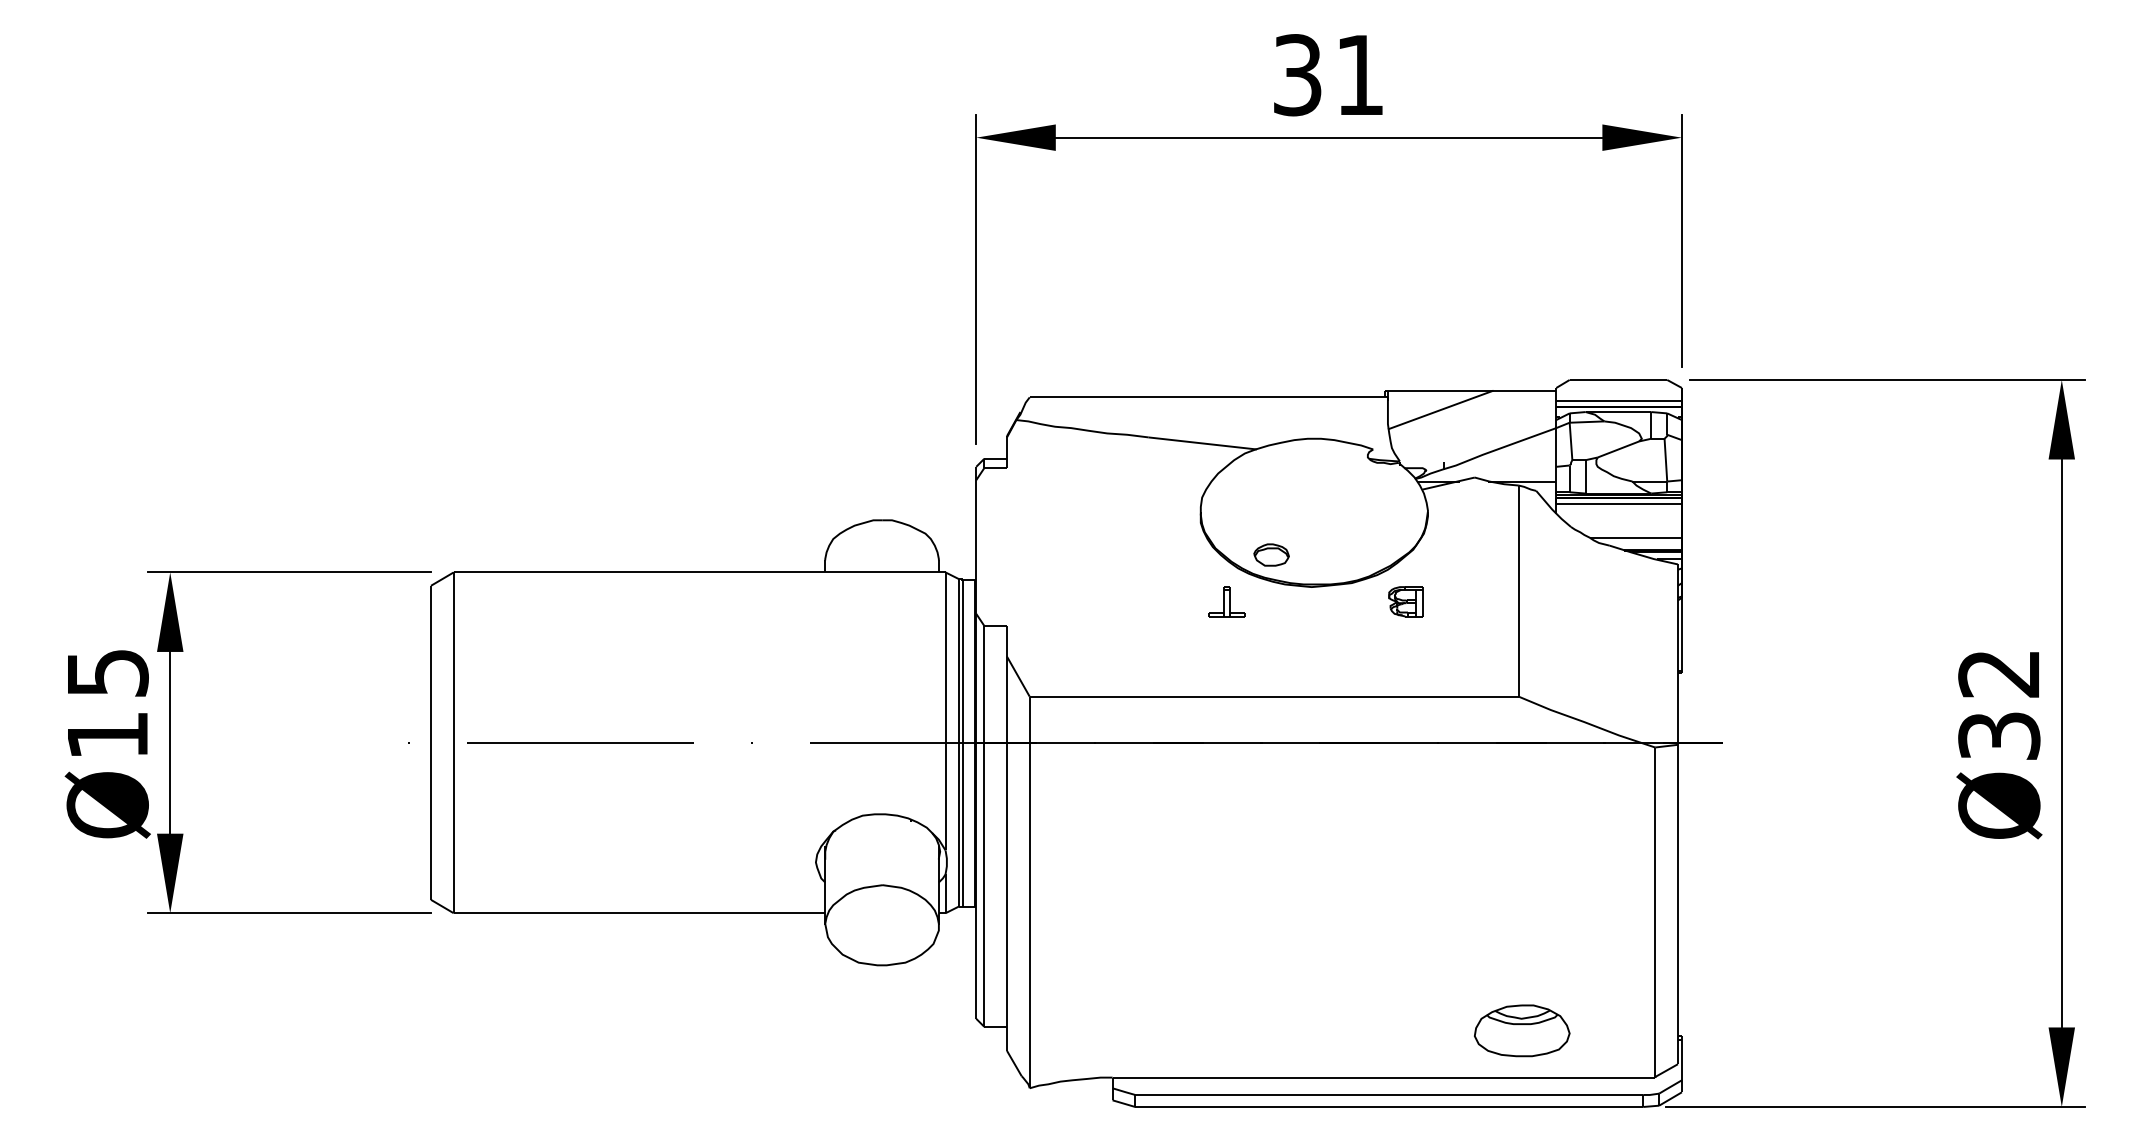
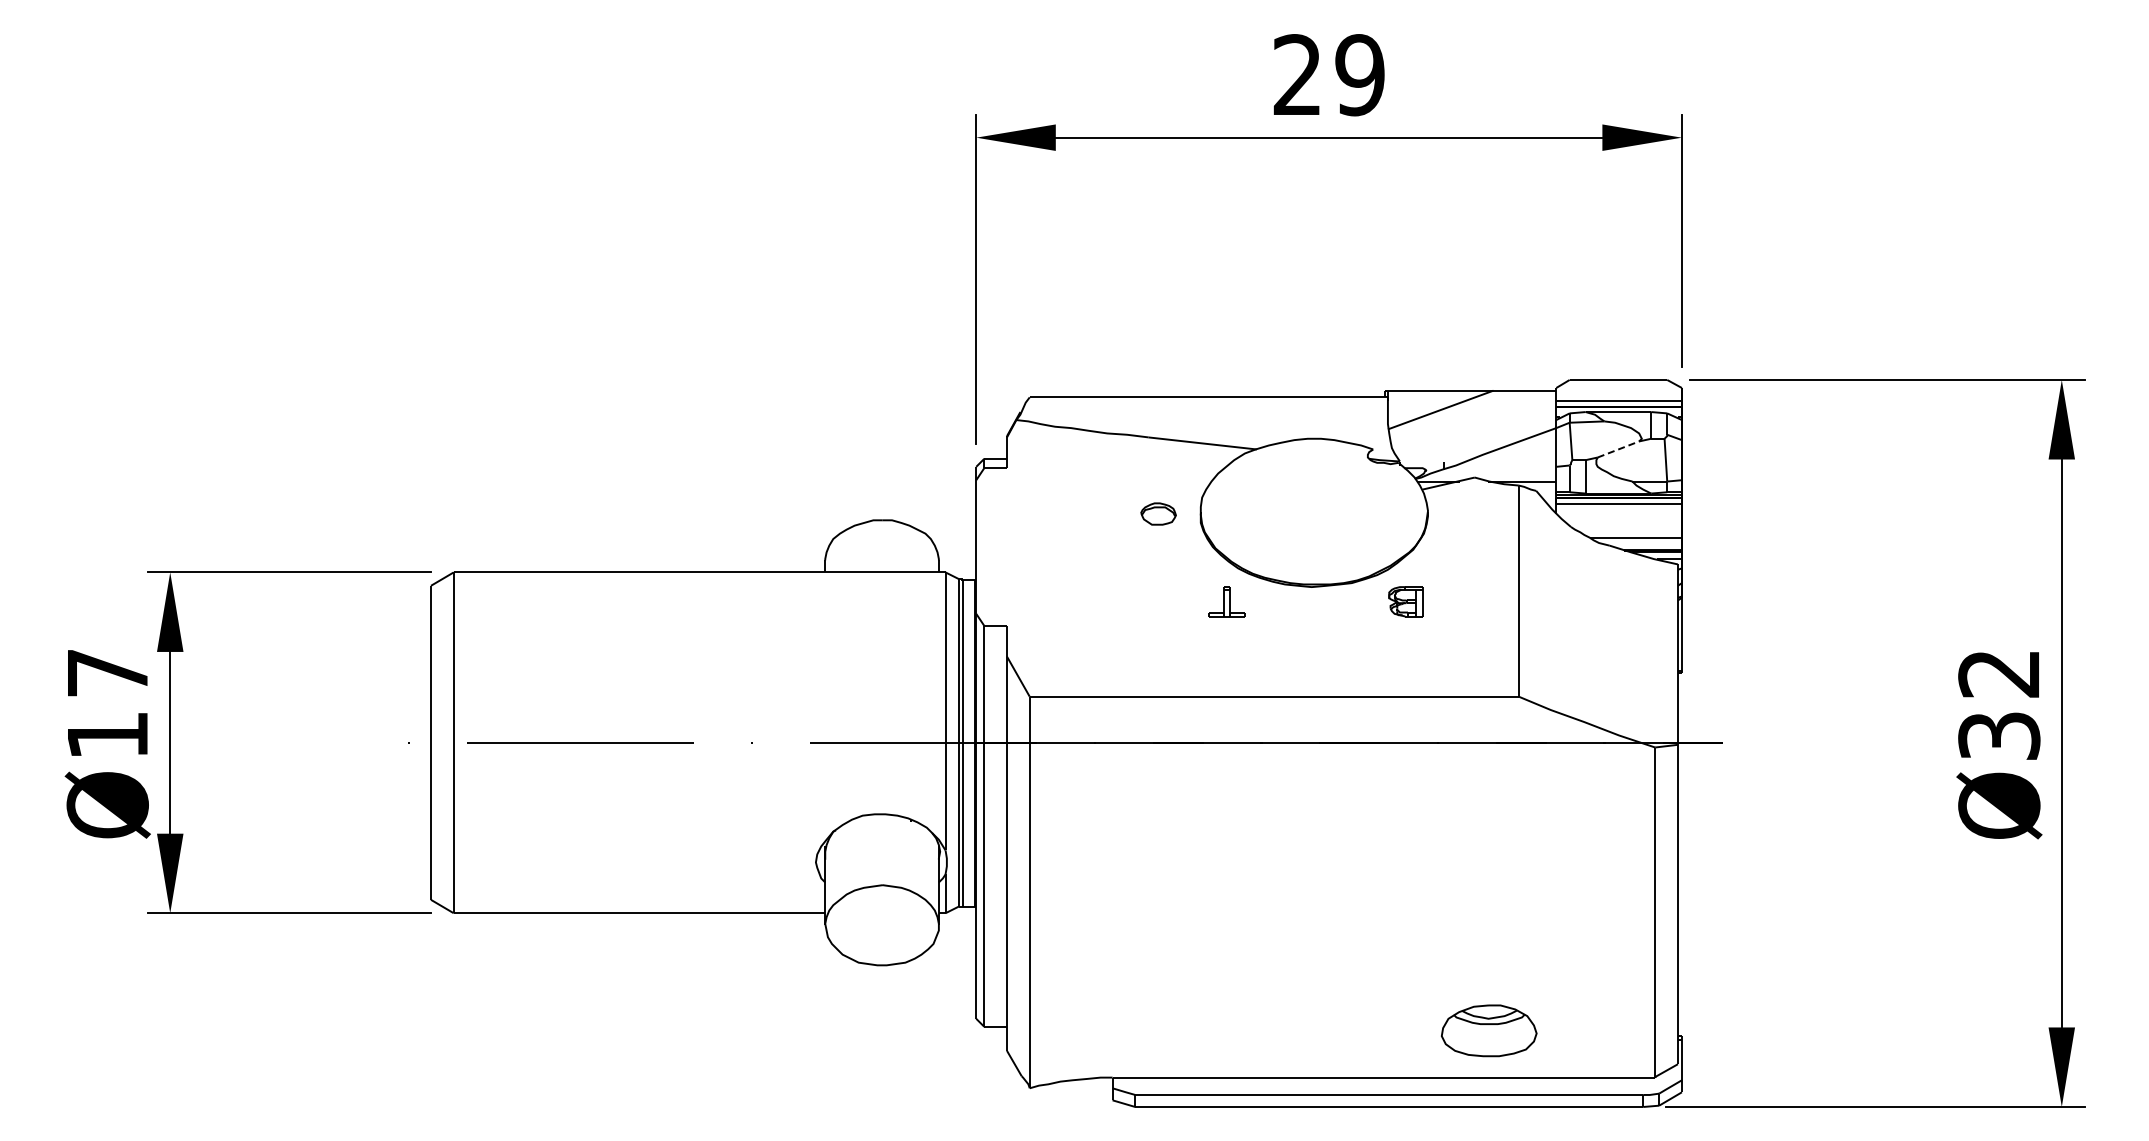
text: 31 -> 29 (1328, 75)
line: solid -> dashed (1618, 449)
part position: (1271, 554) -> (1158, 513) (1158, 513)
text: Ø15 -> Ø17 (108, 673)
part position: (1522, 1030) -> (1489, 1030) (1489, 1030)
